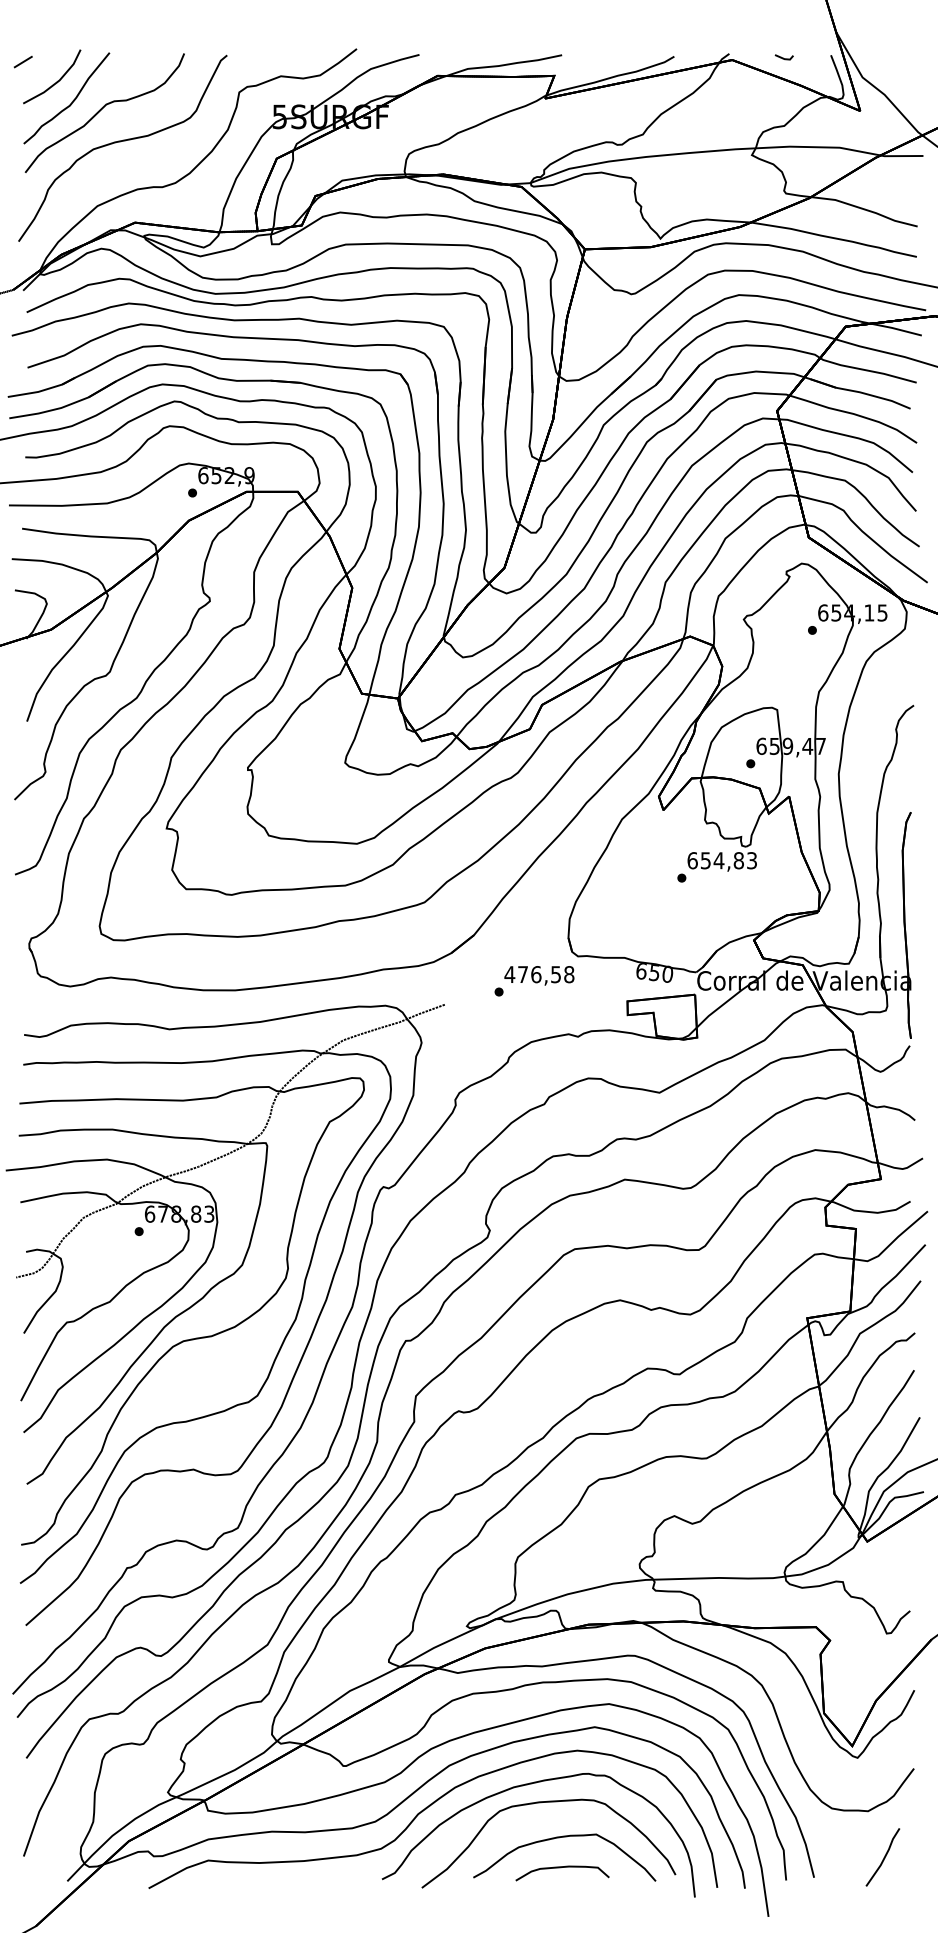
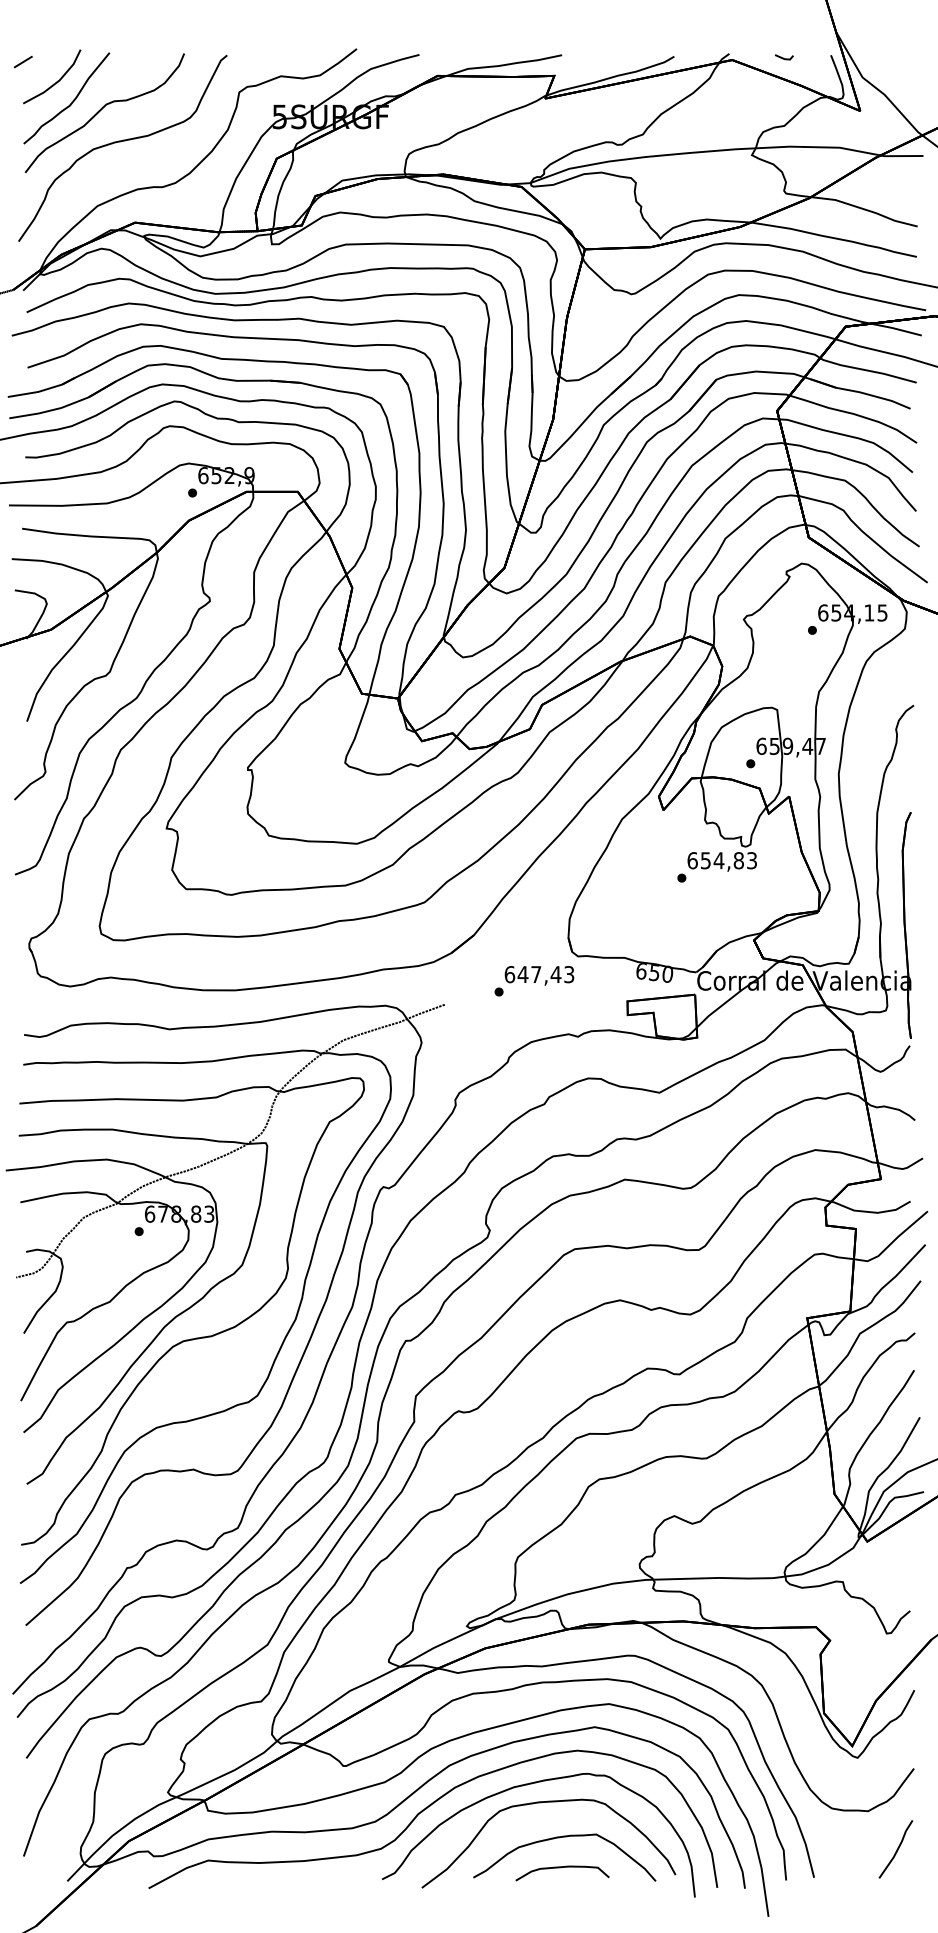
text: 476,58 -> 647,43 (539, 974)
line position: (883, 1857) -> (896, 1849) (896, 1849)
